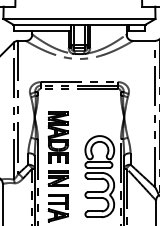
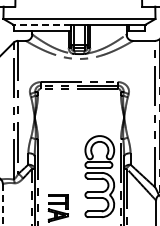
line: solid -> dashed (41, 24)
part: present -> none (57, 148)
line: solid -> dashed (2, 204)
